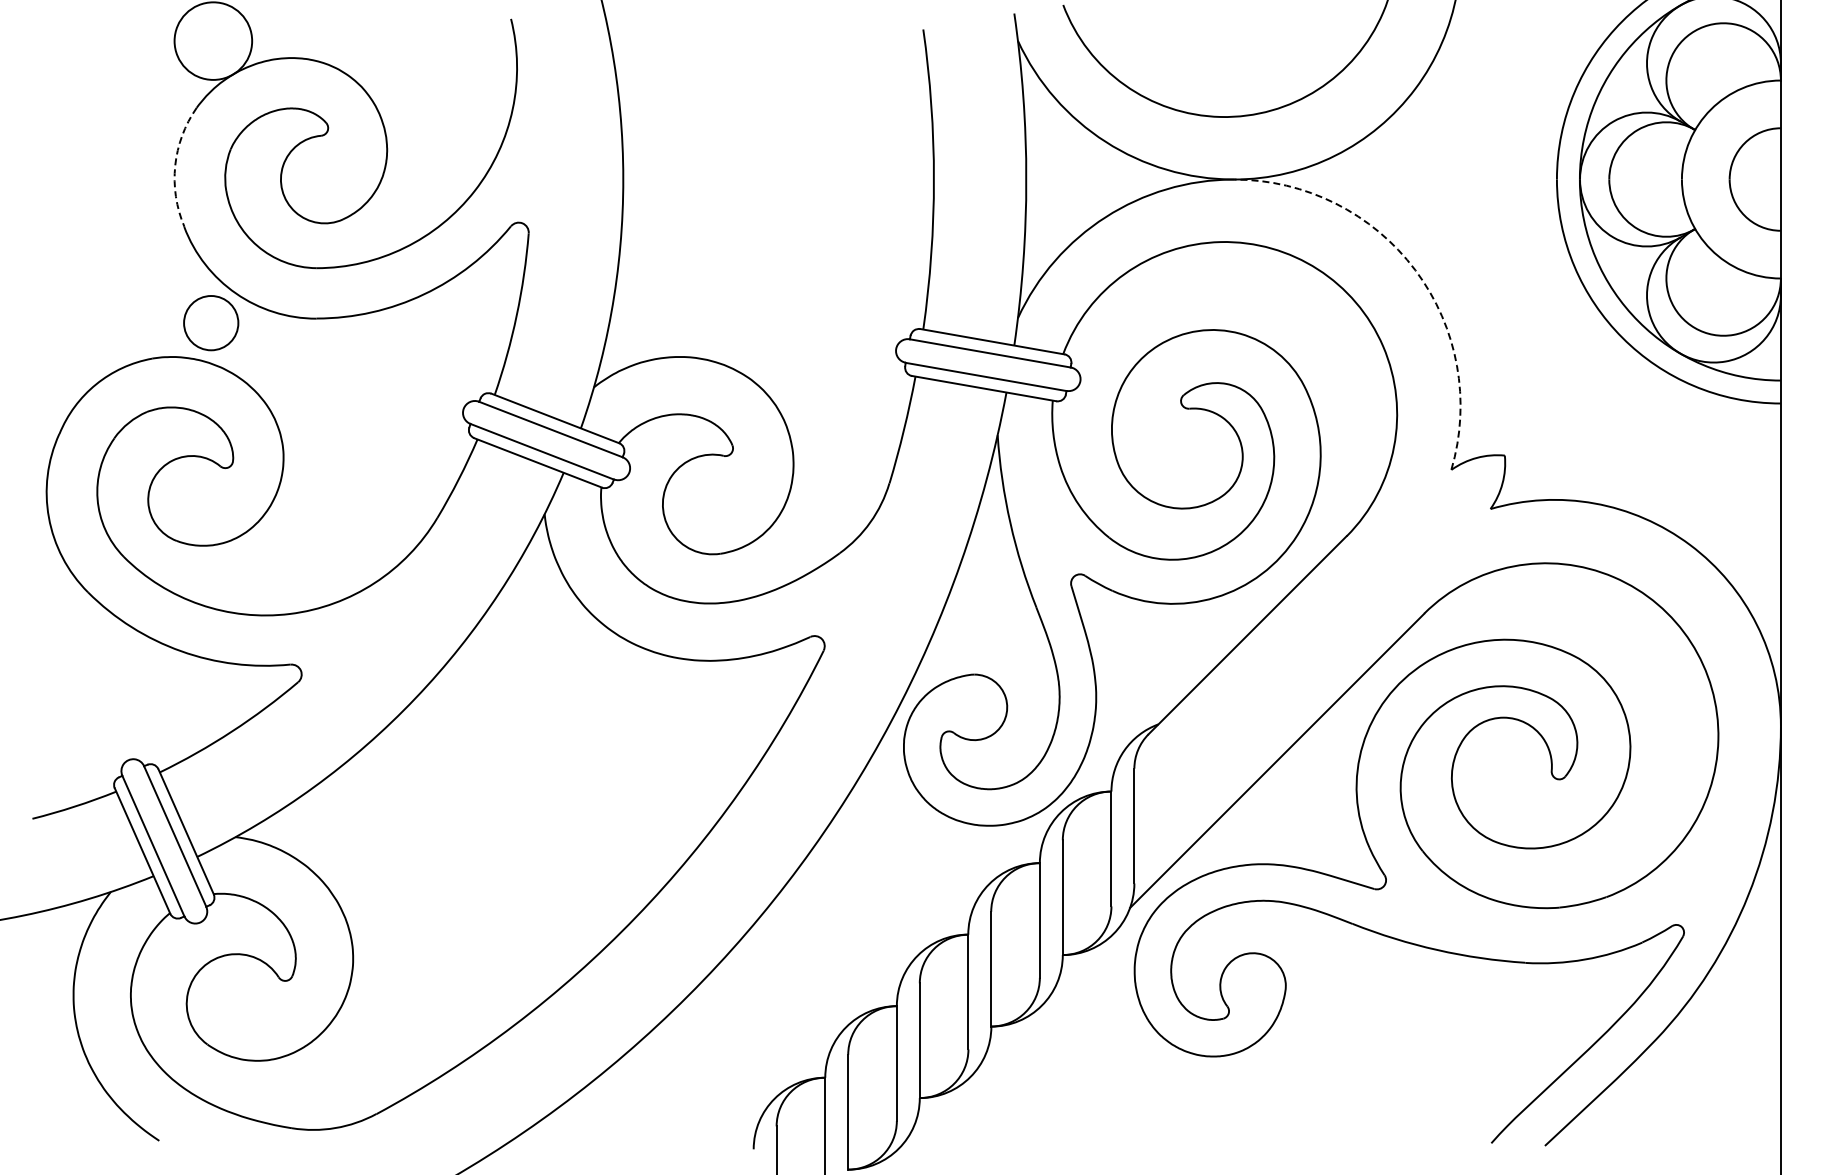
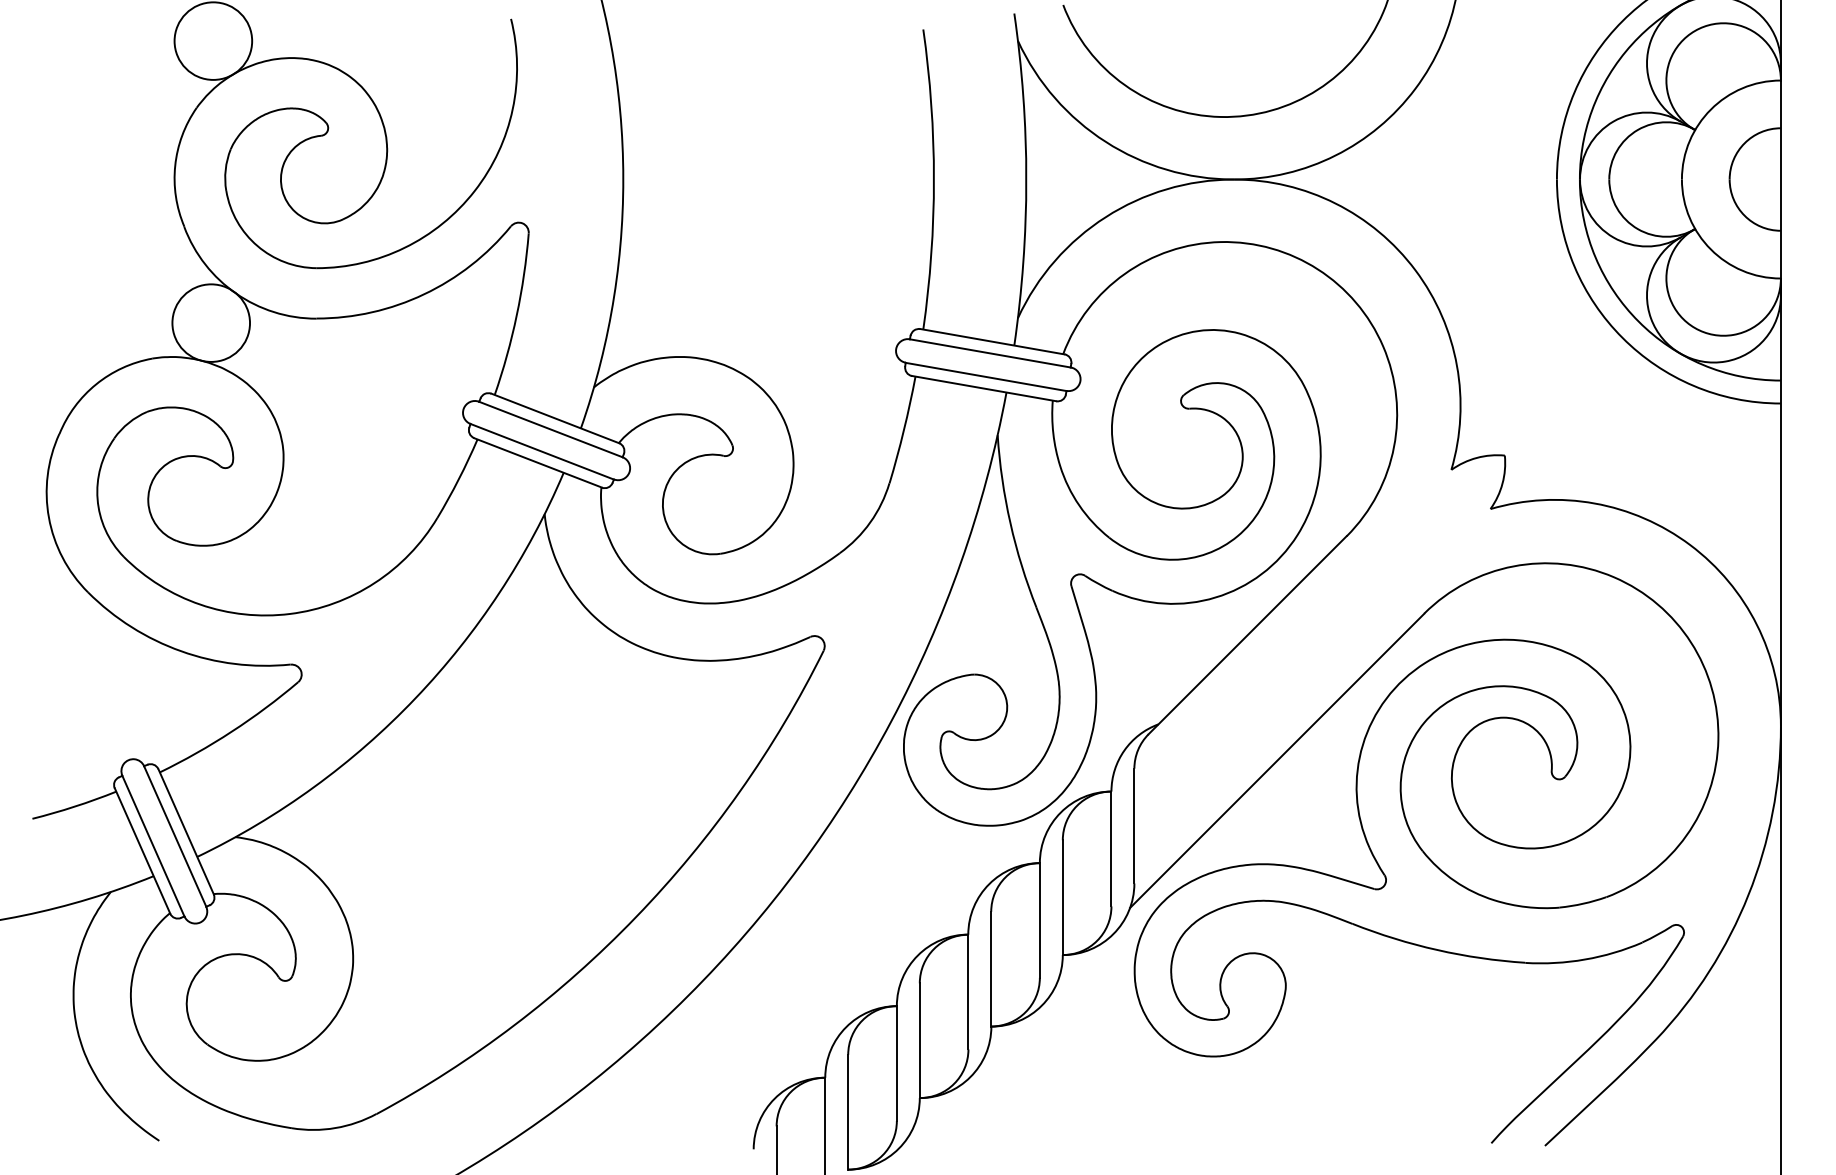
arc: dashed -> solid (175, 165)
arc: dashed -> solid (1415, 270)
circle diameter: 54 px -> 78 px (211, 322)
